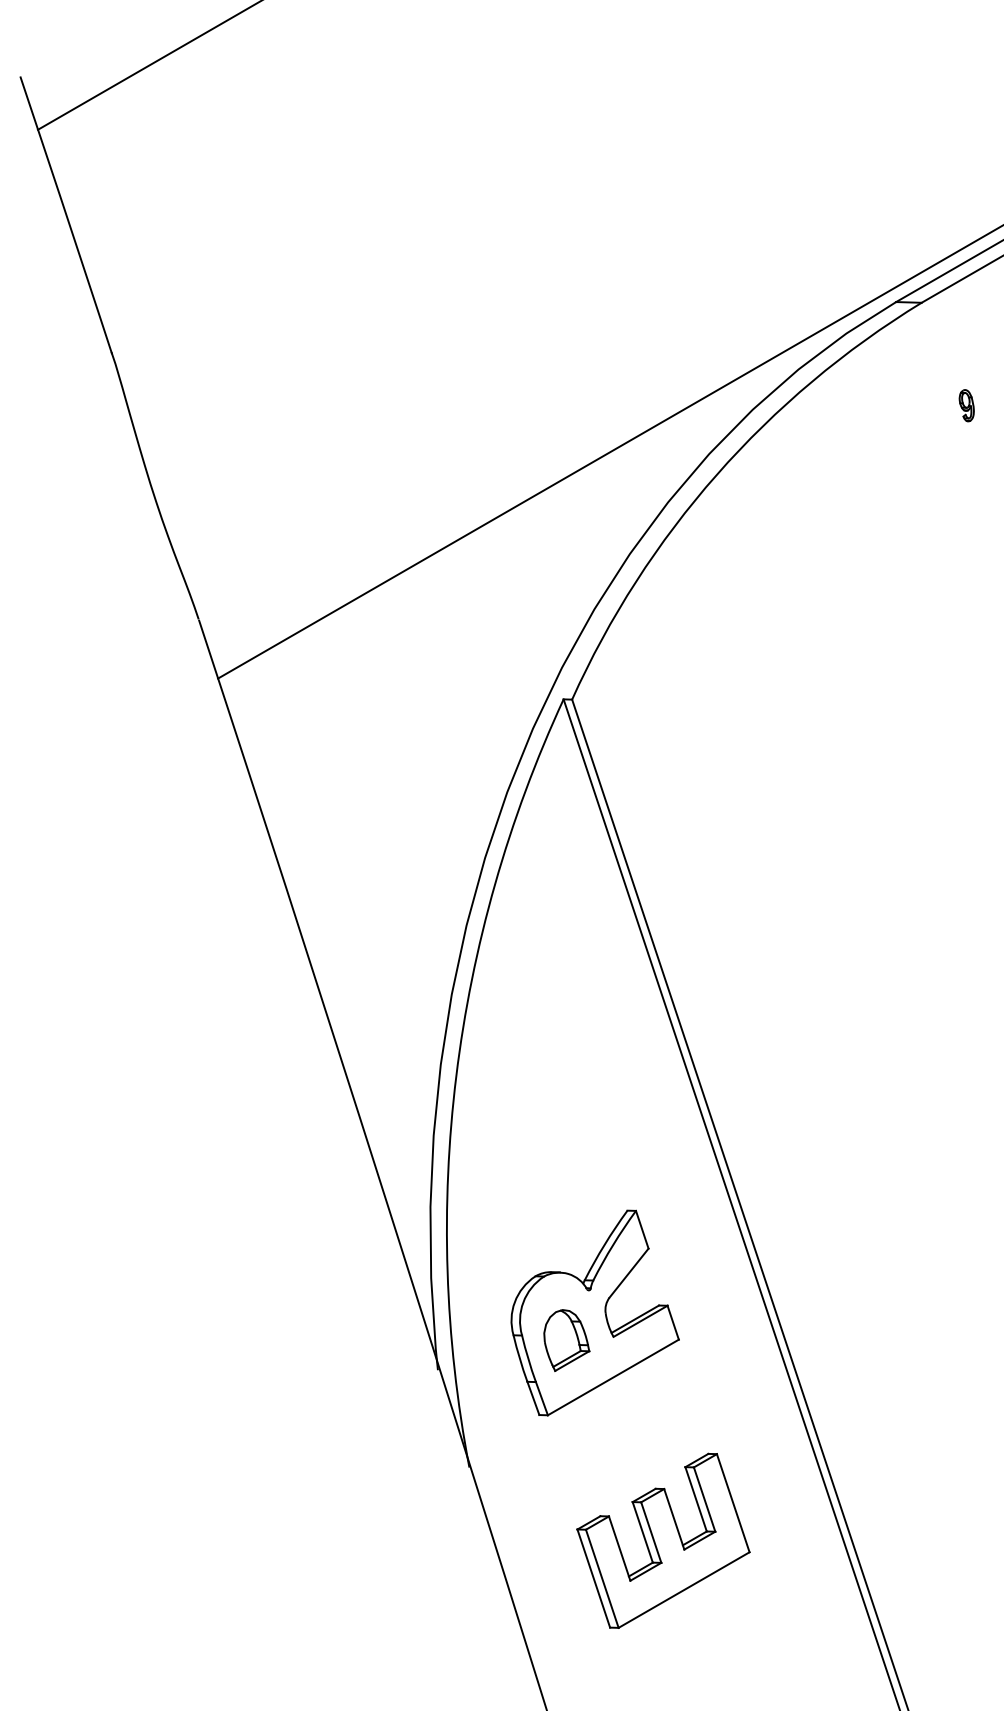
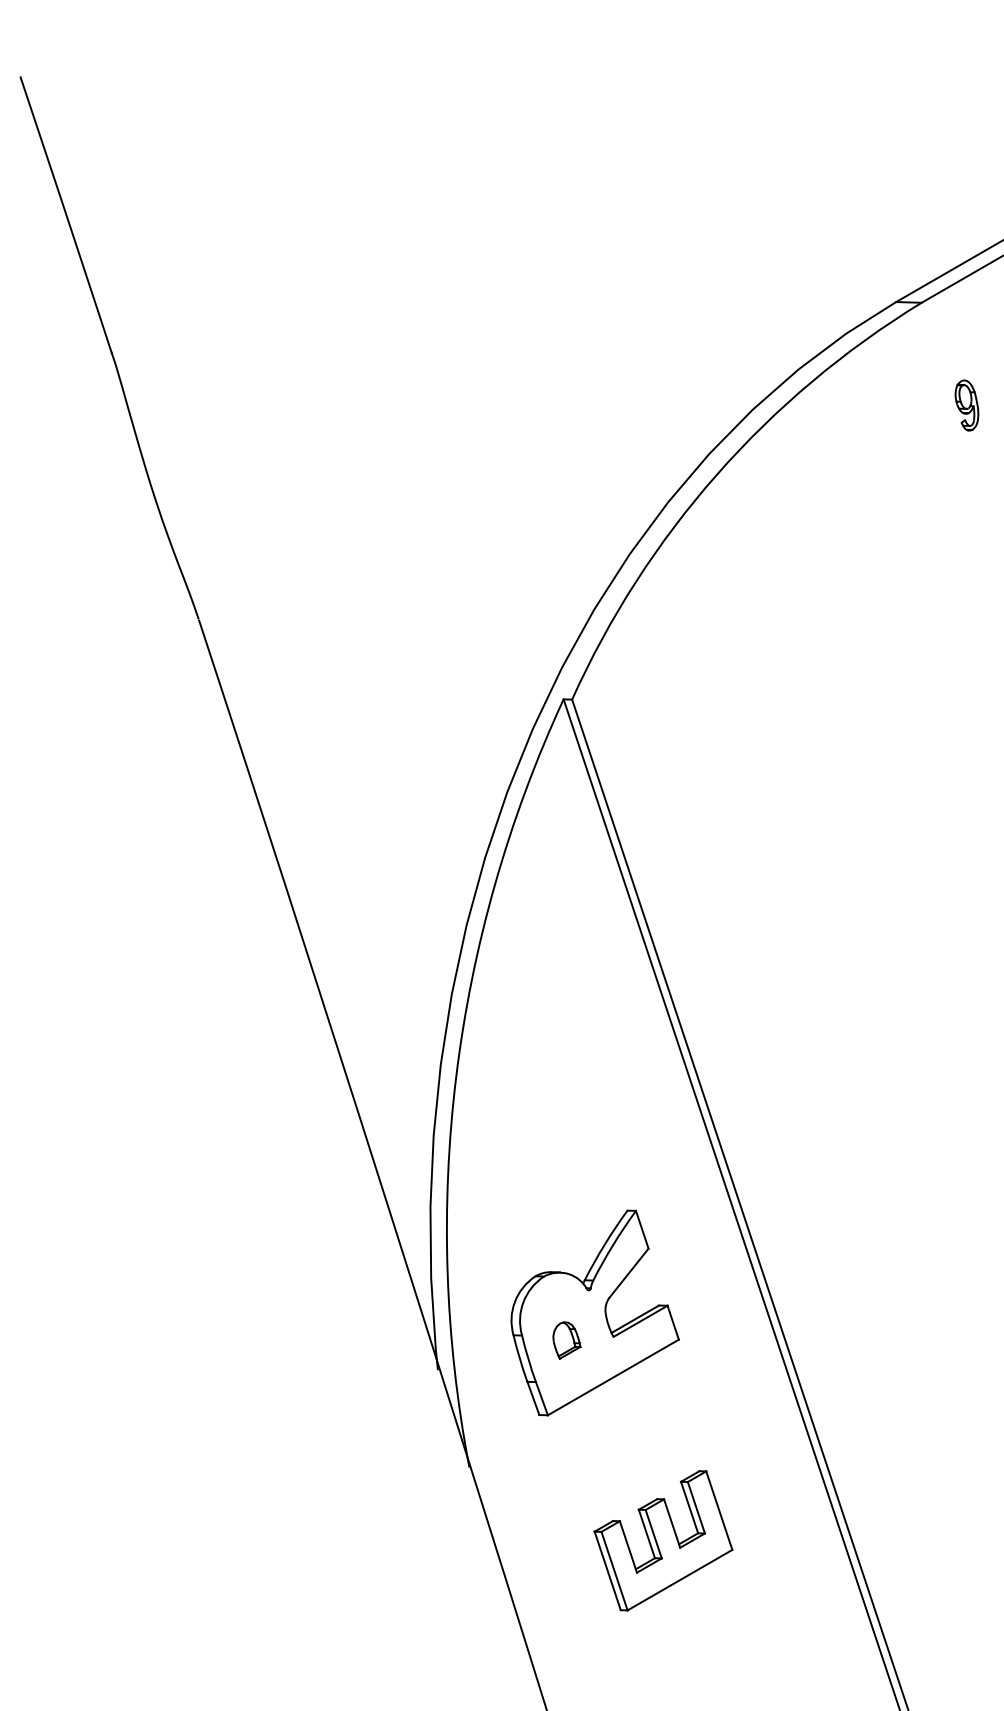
line: present -> none (147, 65)
part size: 17x34 px -> 26x53 px (966, 405)
line: present -> none (609, 452)
part size: 48x63 px -> 30x39 px (566, 1340)
part size: 175x177 px -> 141x142 px (663, 1540)
